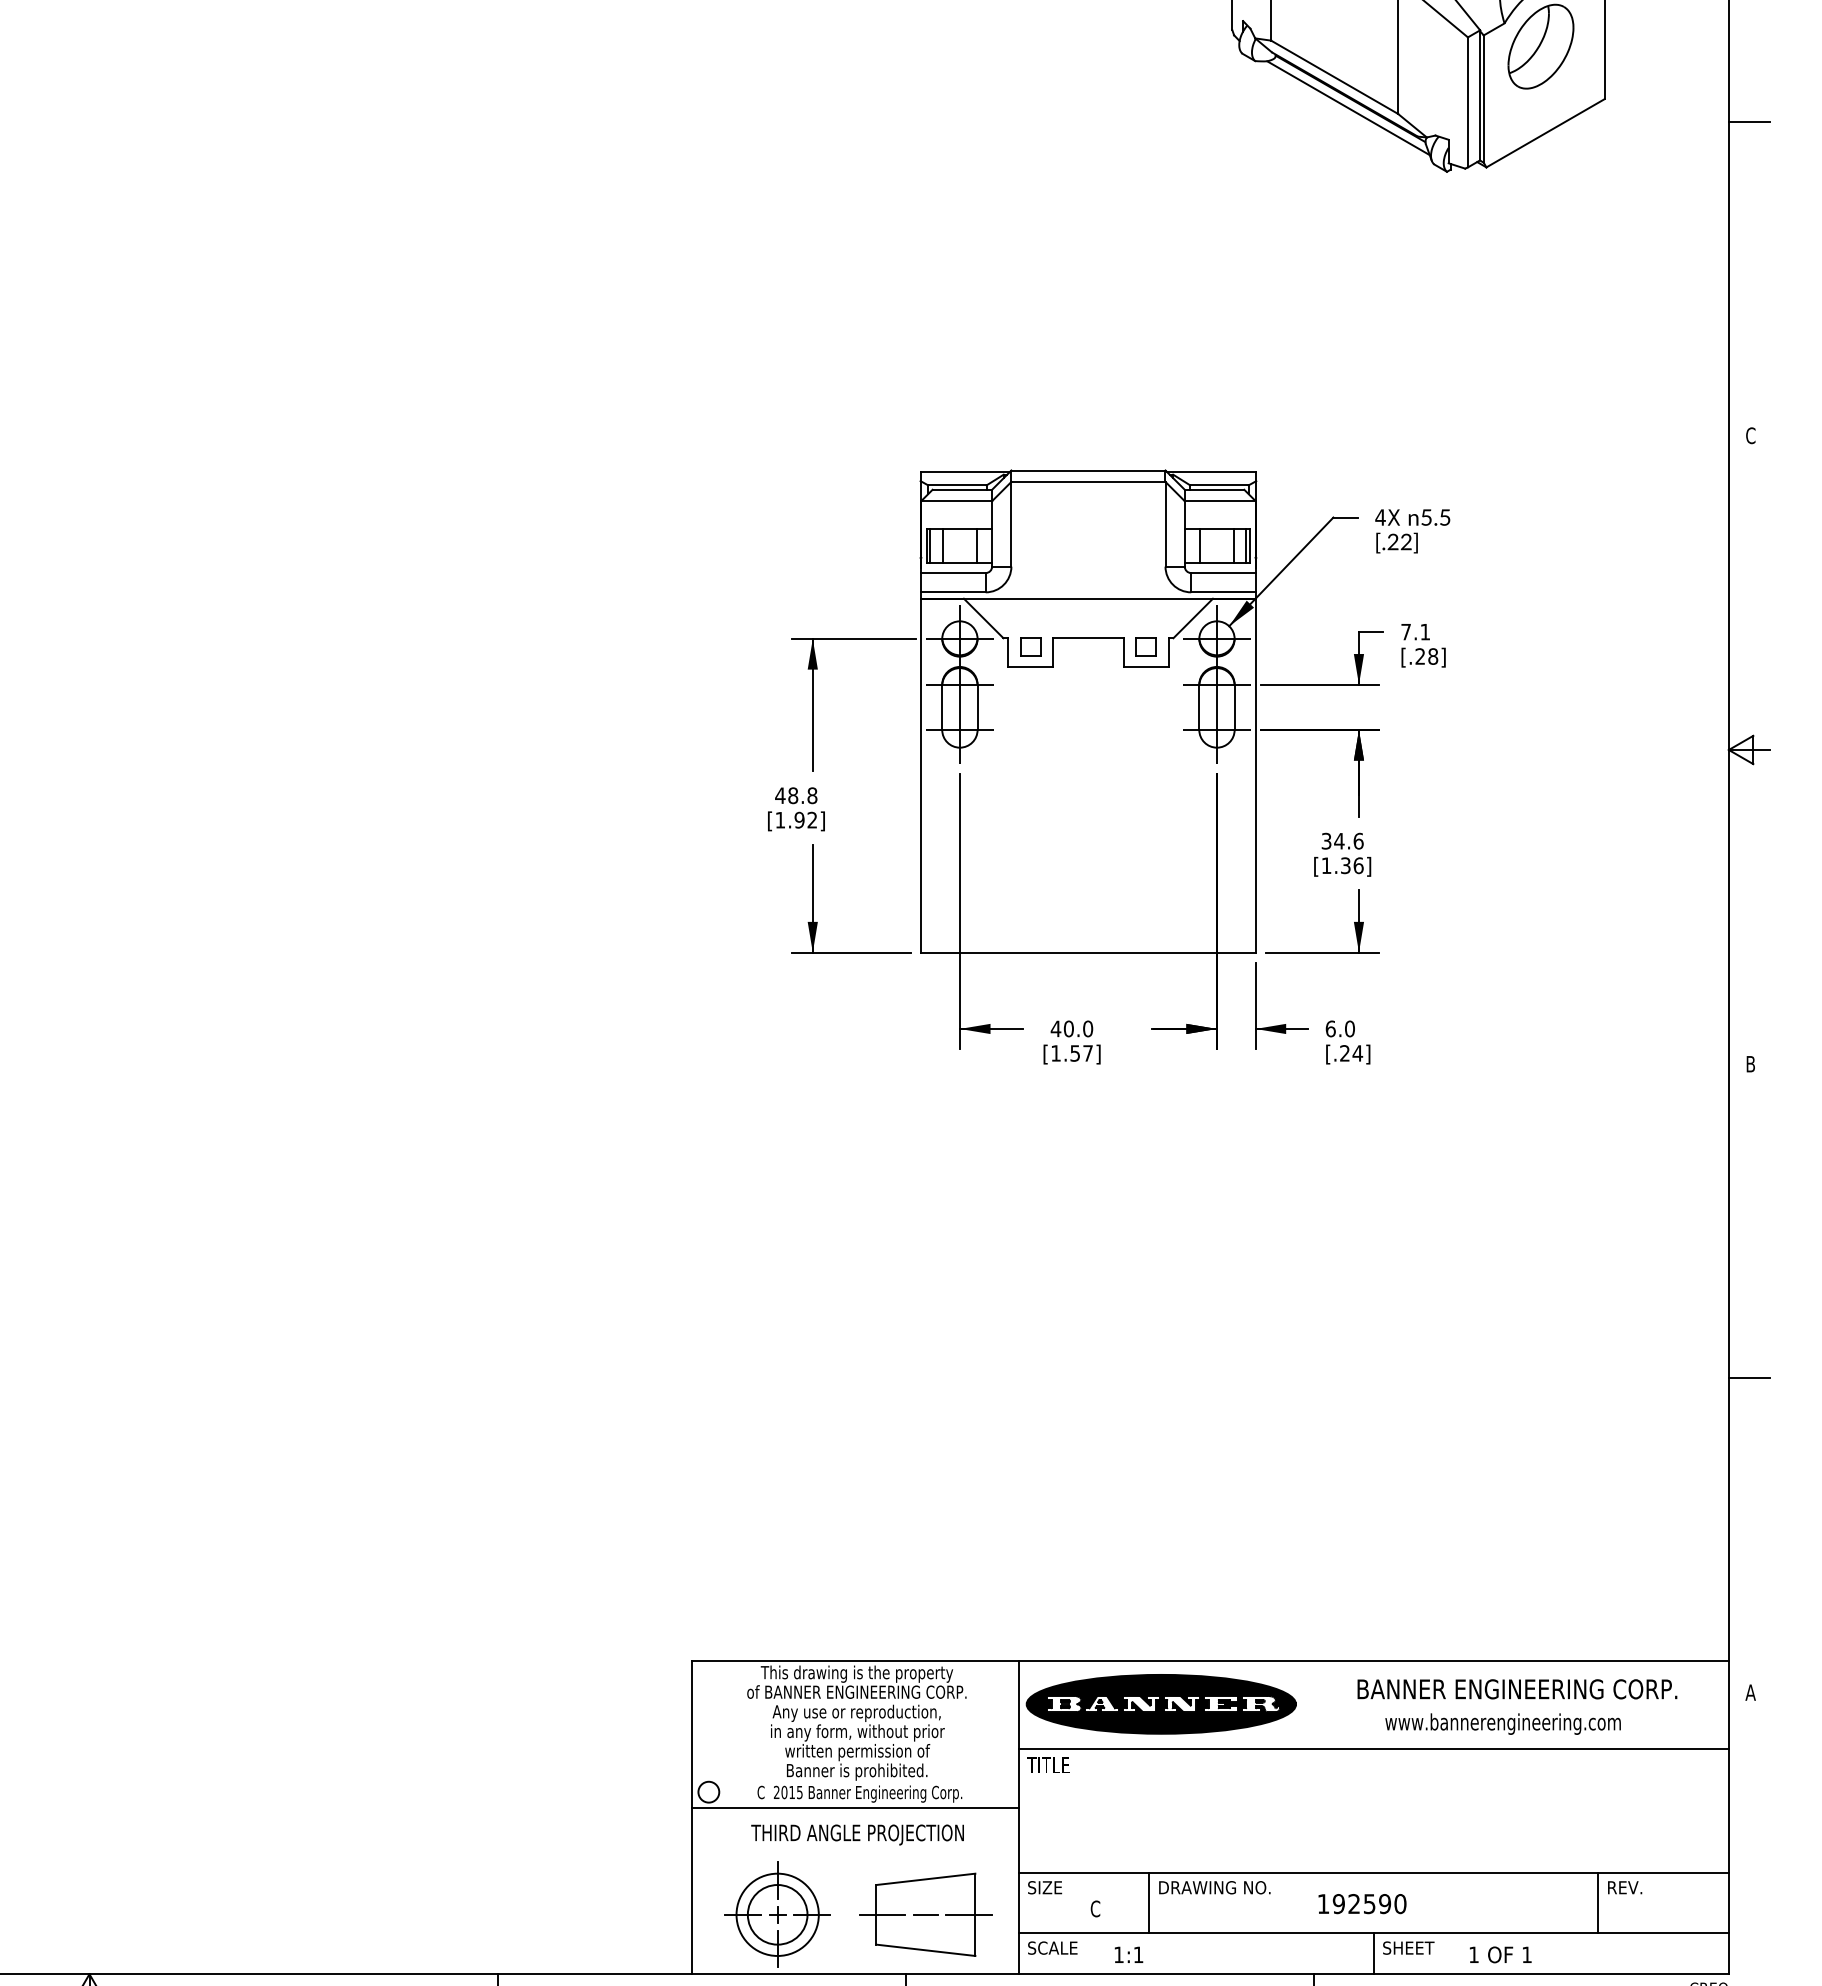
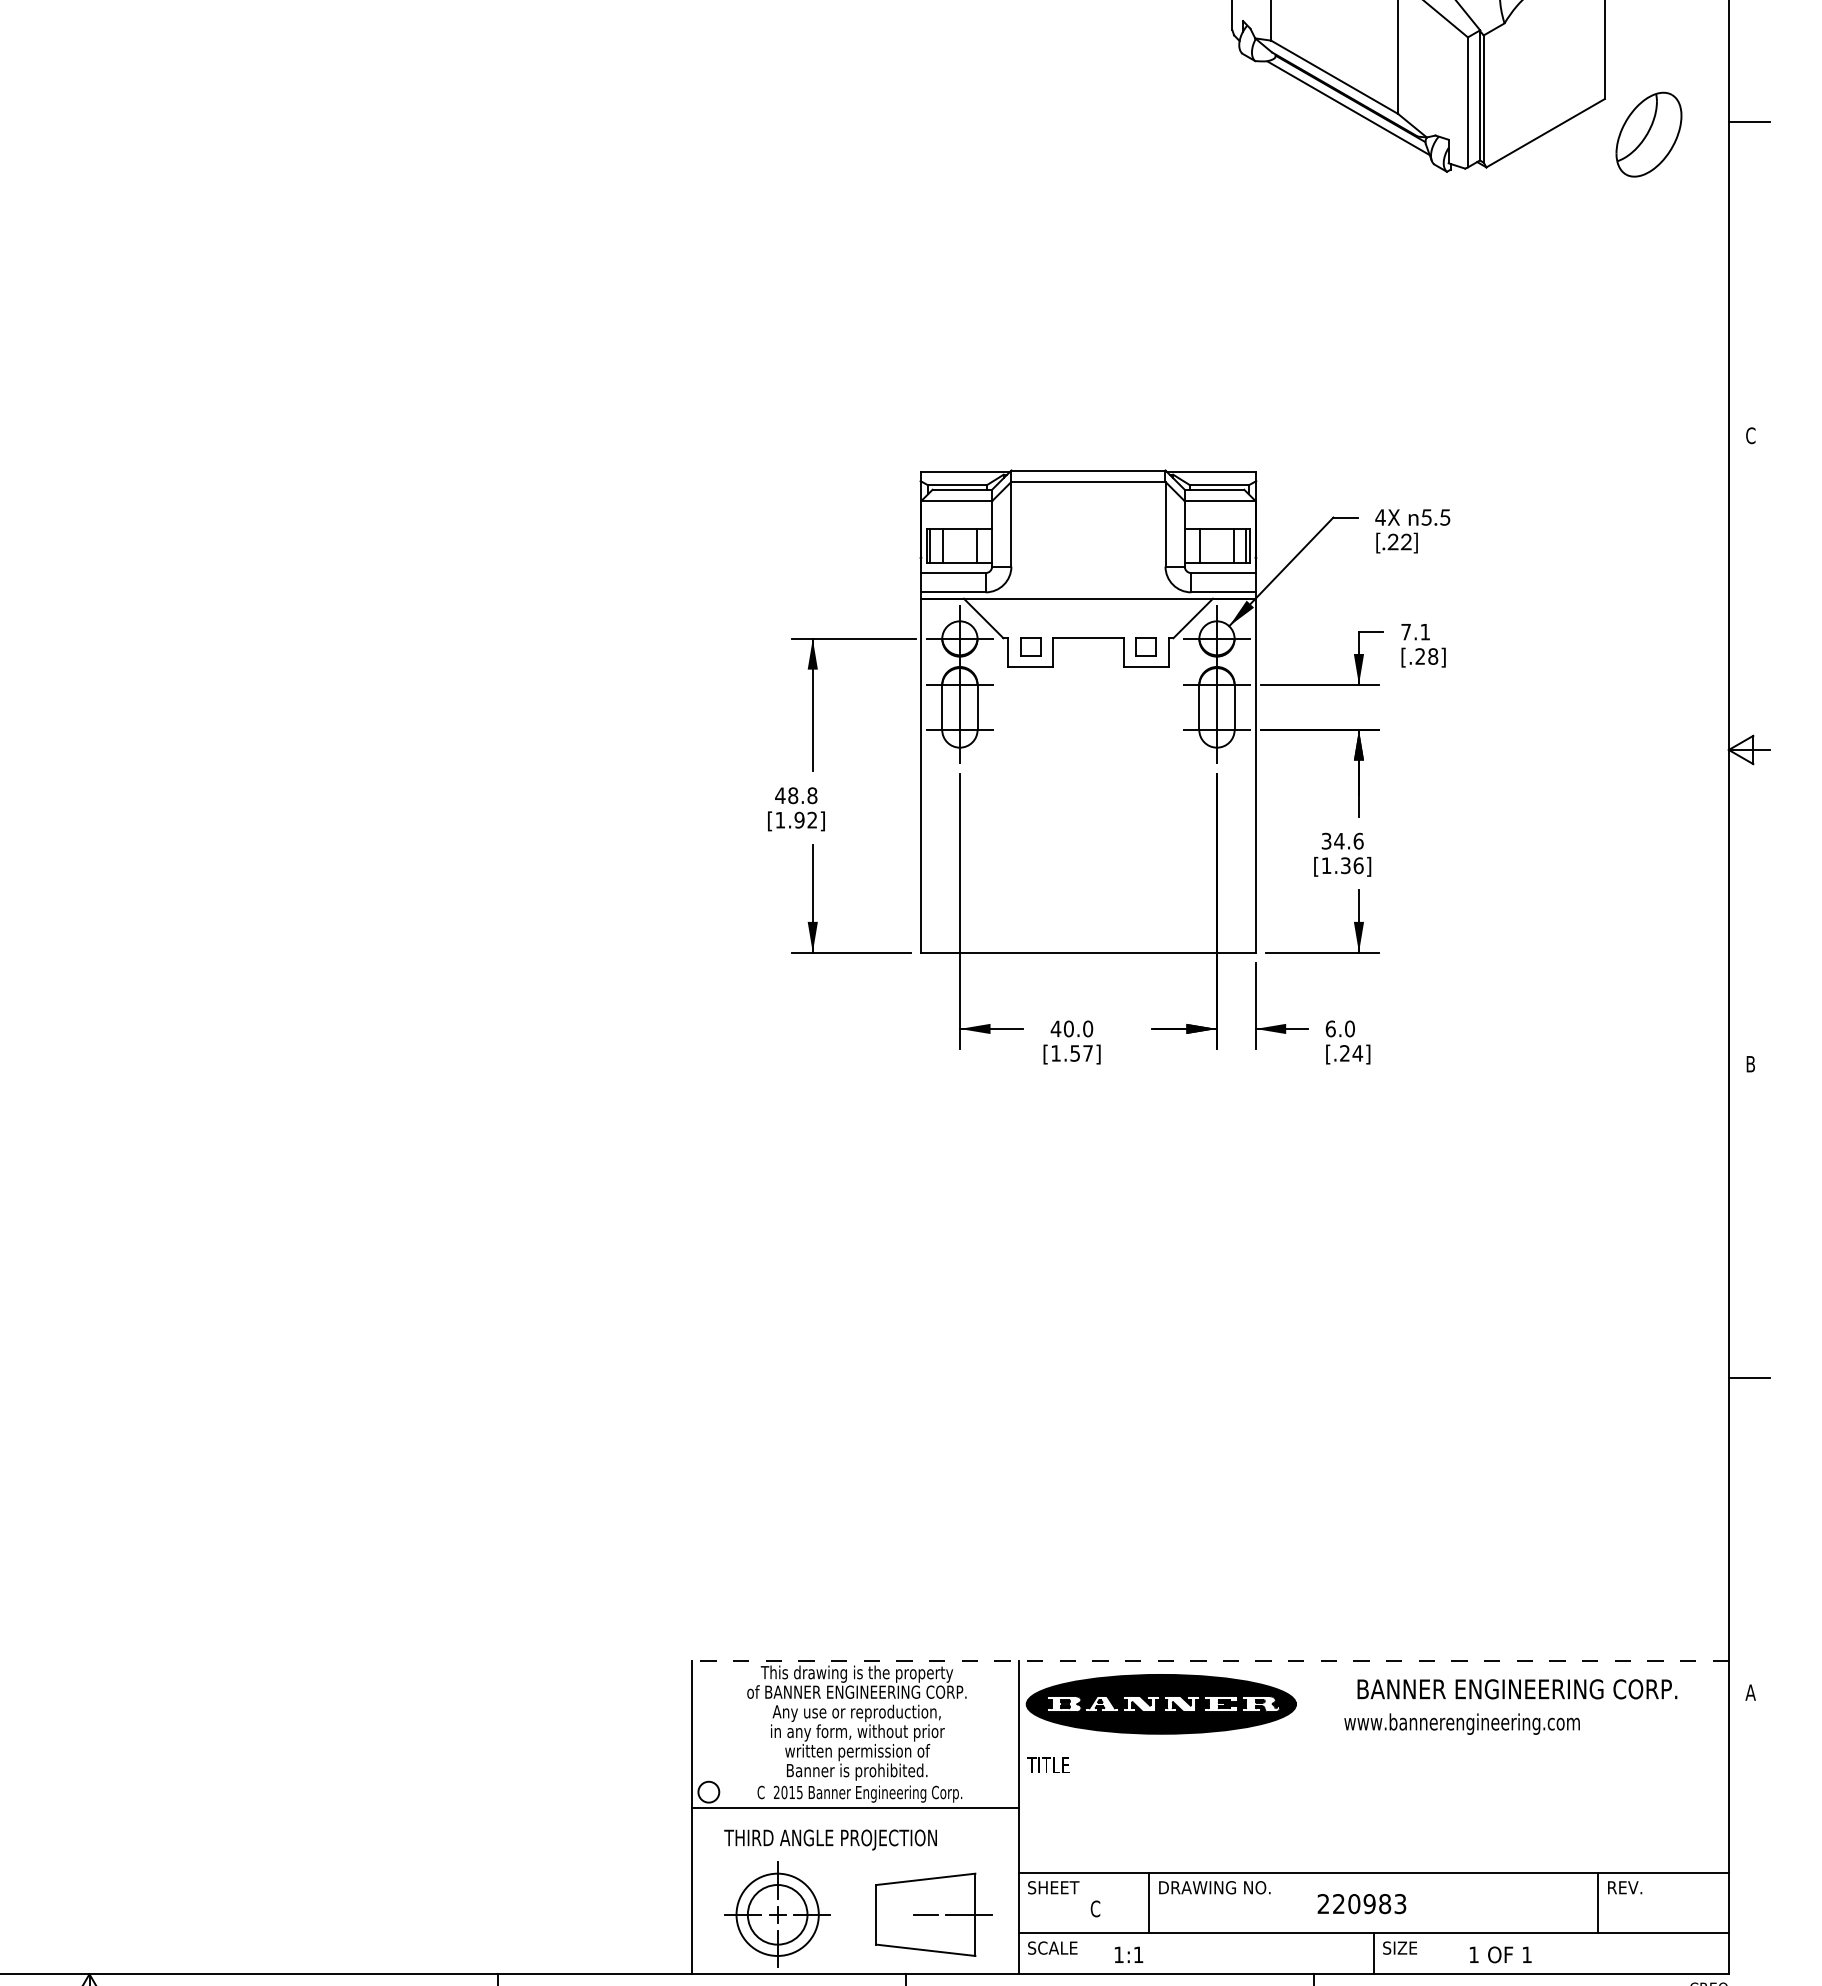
part position: (1540, 46) -> (1648, 134) (1648, 134)
line: solid -> dashed (1210, 1660)
text position: (1502, 1723) -> (1461, 1723) (1461, 1723)
line: present -> none (1373, 1748)
text position: (857, 1834) -> (830, 1839) (830, 1839)
text: SIZE -> SHEET (1059, 1887)
text: 192590 -> 220983 (1361, 1904)
line: present -> none (882, 1914)
text: SHEET -> SIZE (1414, 1947)
